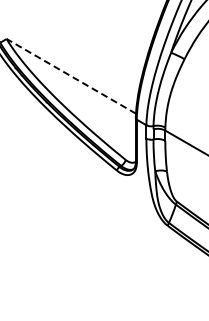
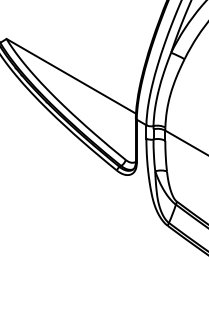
line: dashed -> solid (71, 76)
